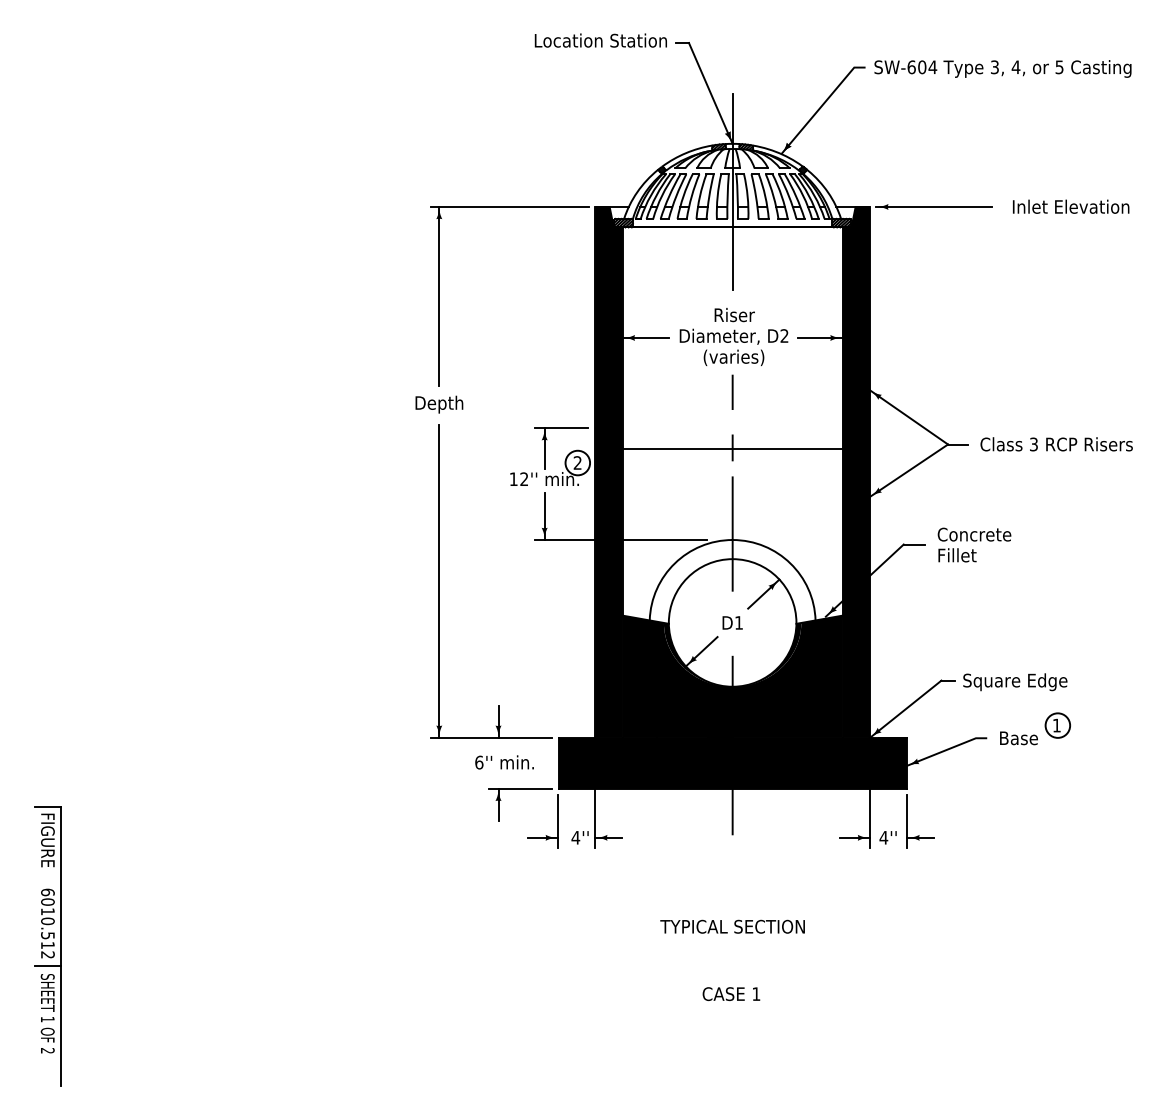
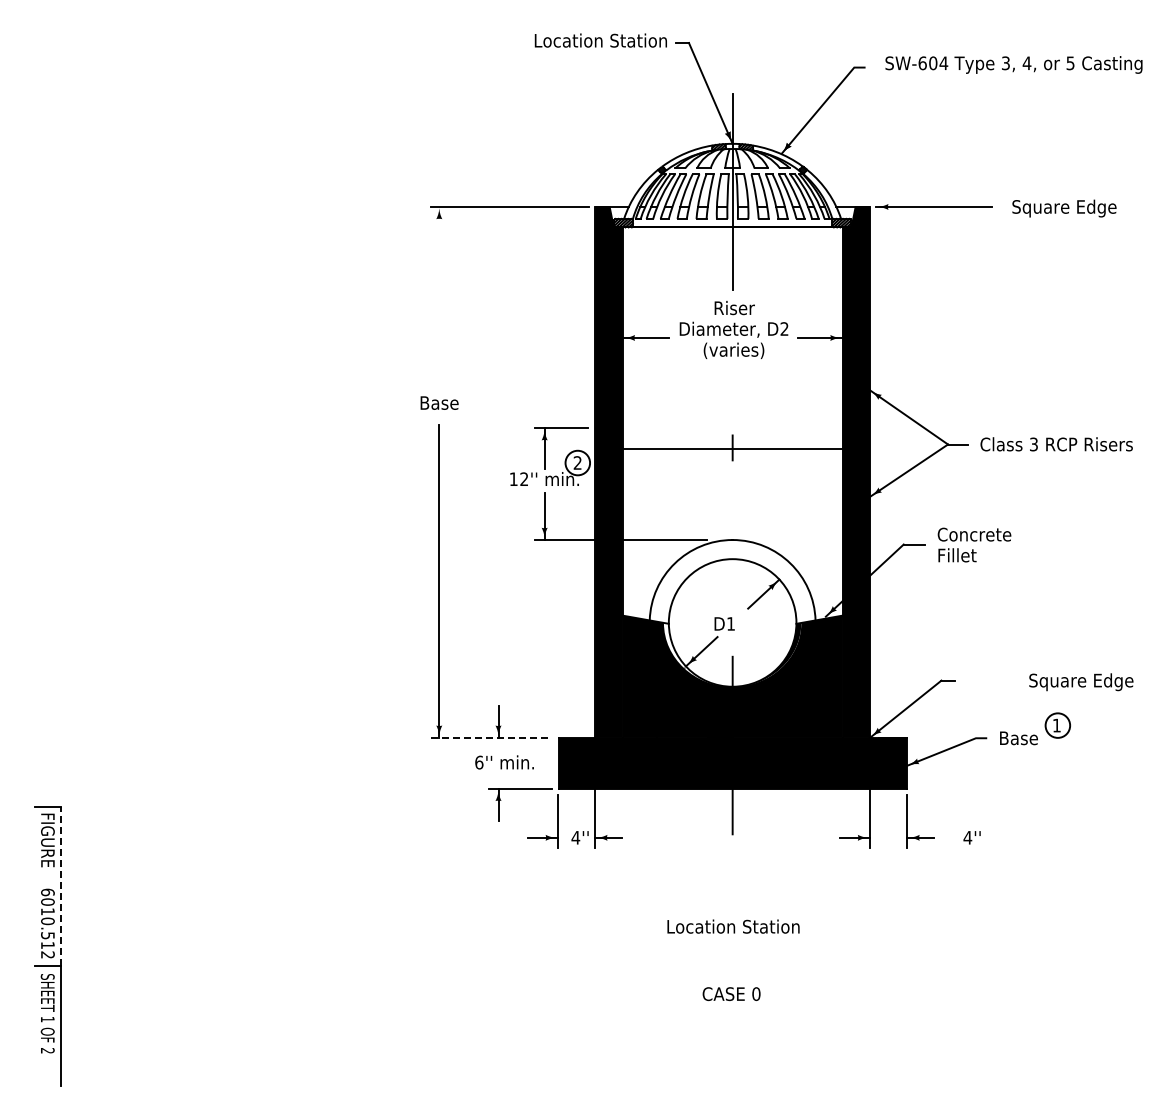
text position: (1002, 68) -> (1013, 64) (1013, 64)
text: Inlet Elevation -> Square Edge (1070, 208)
line: present -> none (439, 296)
text position: (733, 336) -> (733, 329) (733, 329)
line: present -> none (732, 392)
text: Depth -> Base (439, 404)
line: present -> none (732, 533)
text position: (732, 622) -> (724, 623) (724, 623)
fill: present -> none (696, 654)
text position: (1015, 682) -> (1081, 682) (1081, 682)
line: solid -> dashed (491, 737)
text position: (887, 837) -> (971, 837) (971, 837)
line: solid -> dashed (60, 886)
text: TYPICAL SECTION -> Location Station (732, 926)
text: 1 -> 0 (756, 994)
